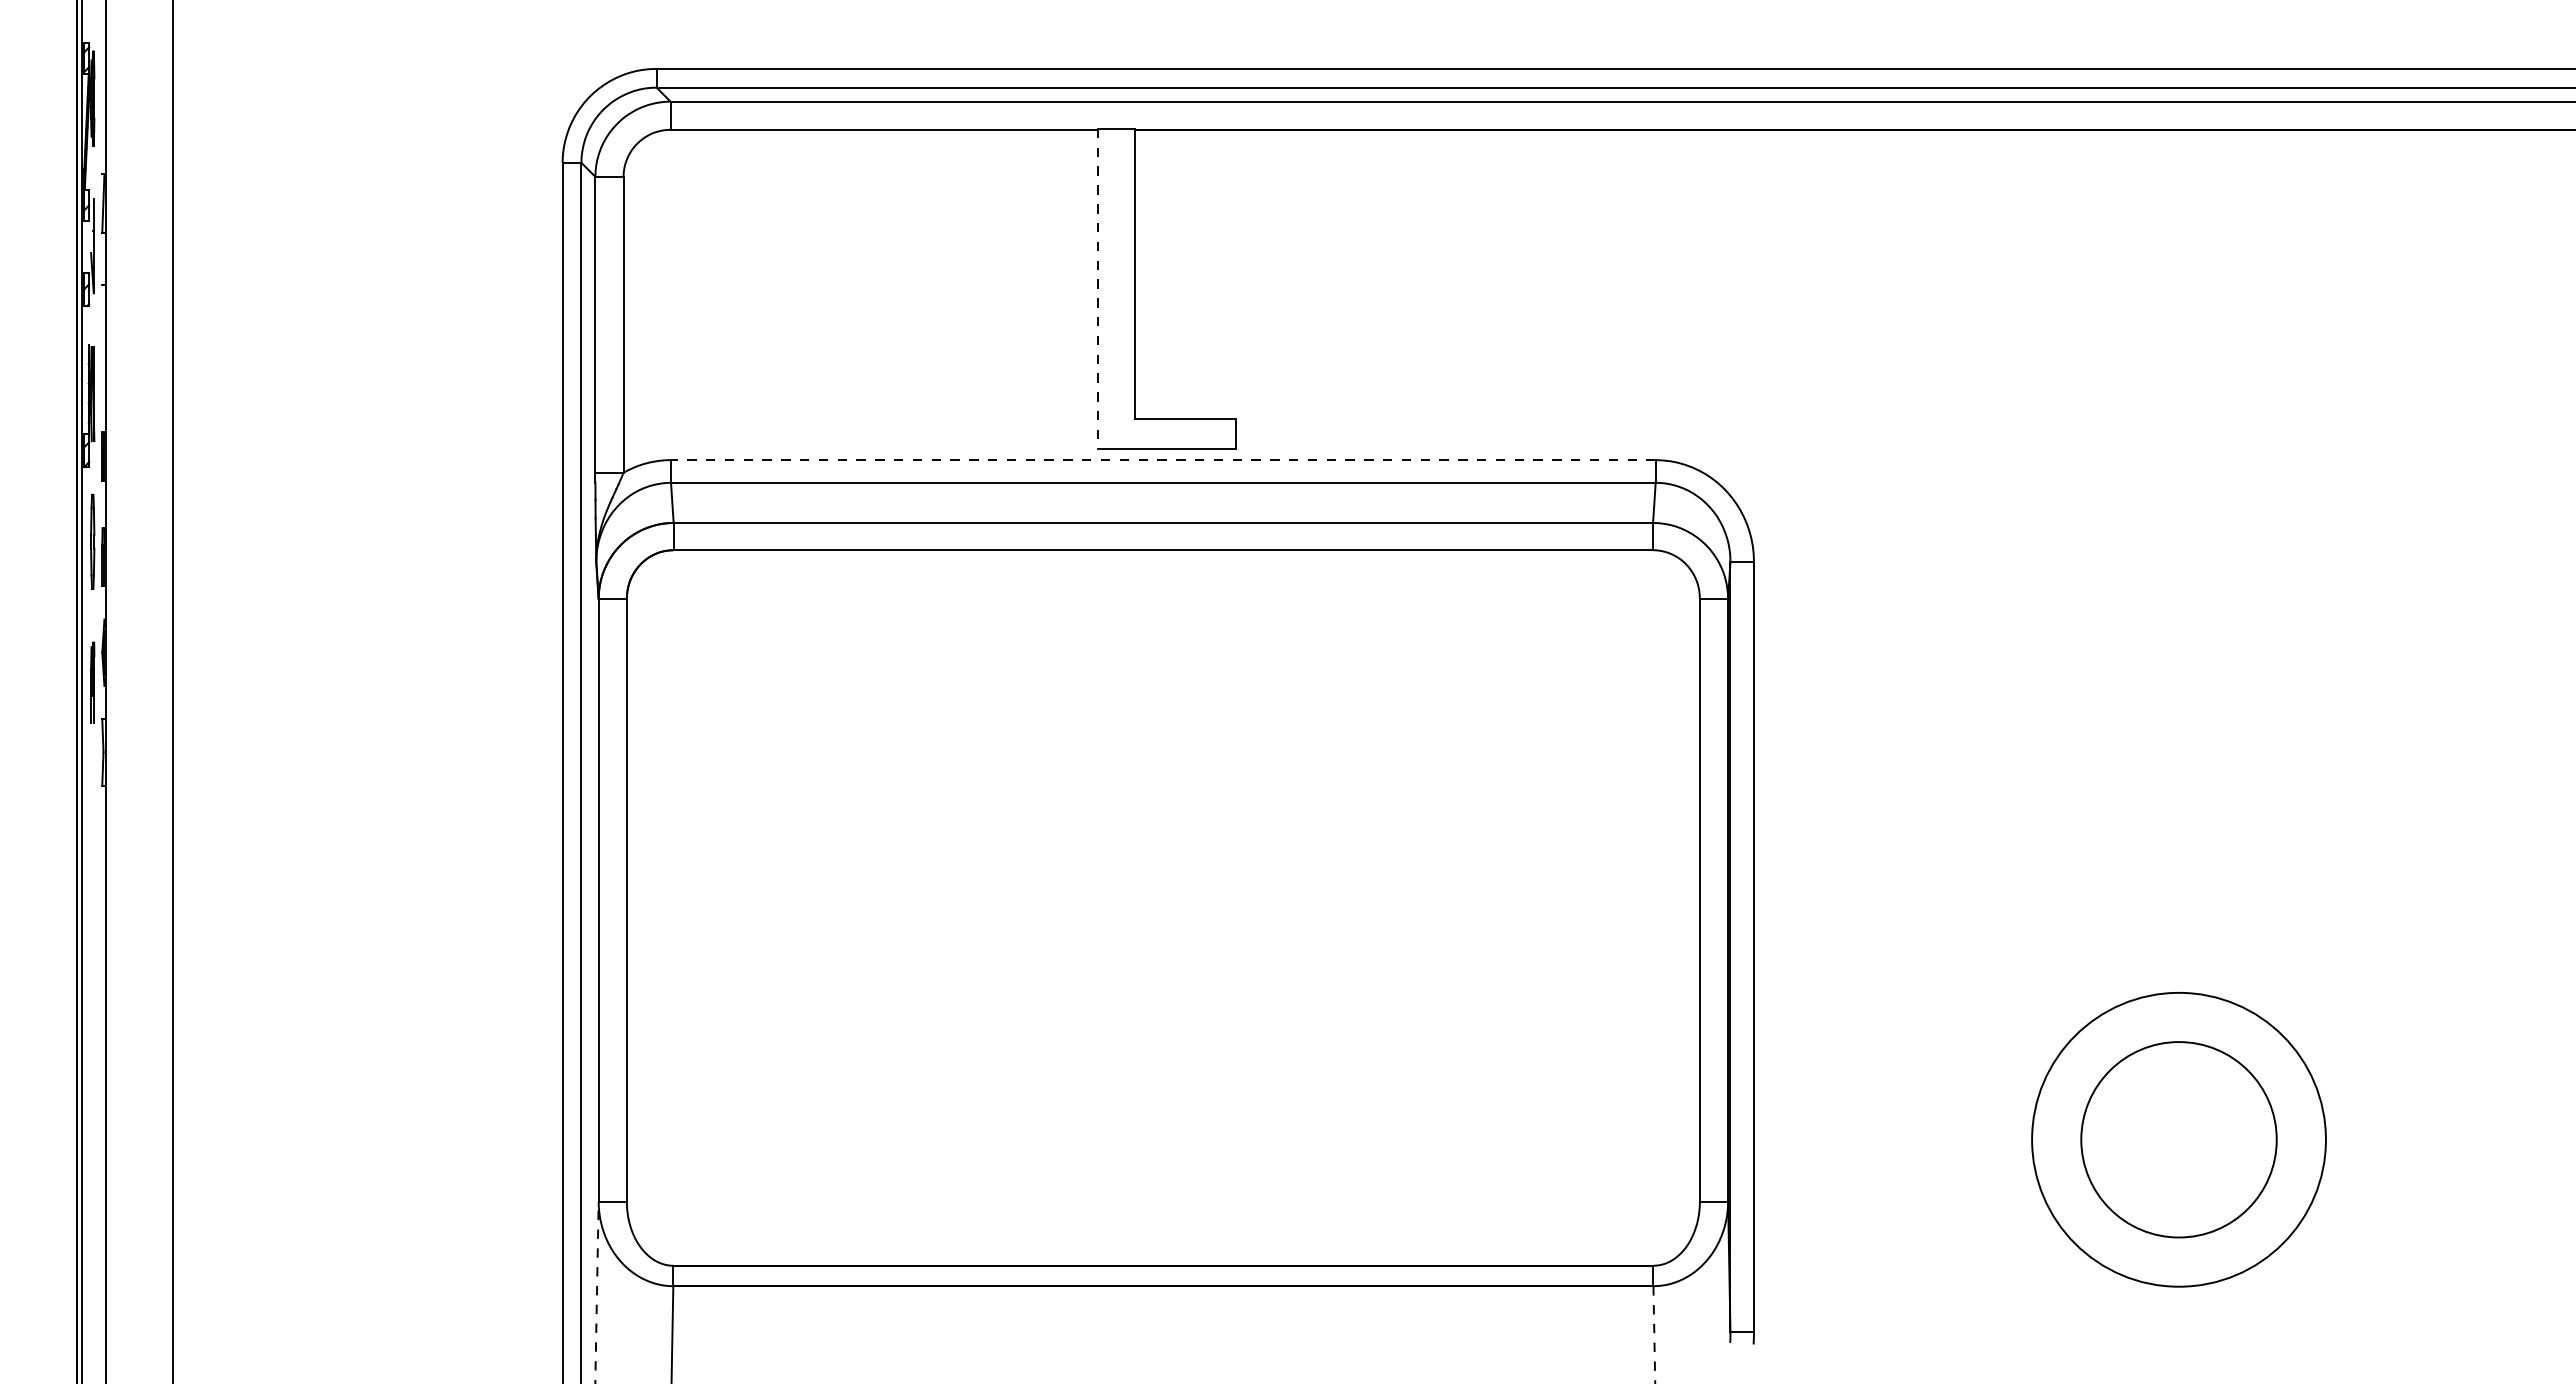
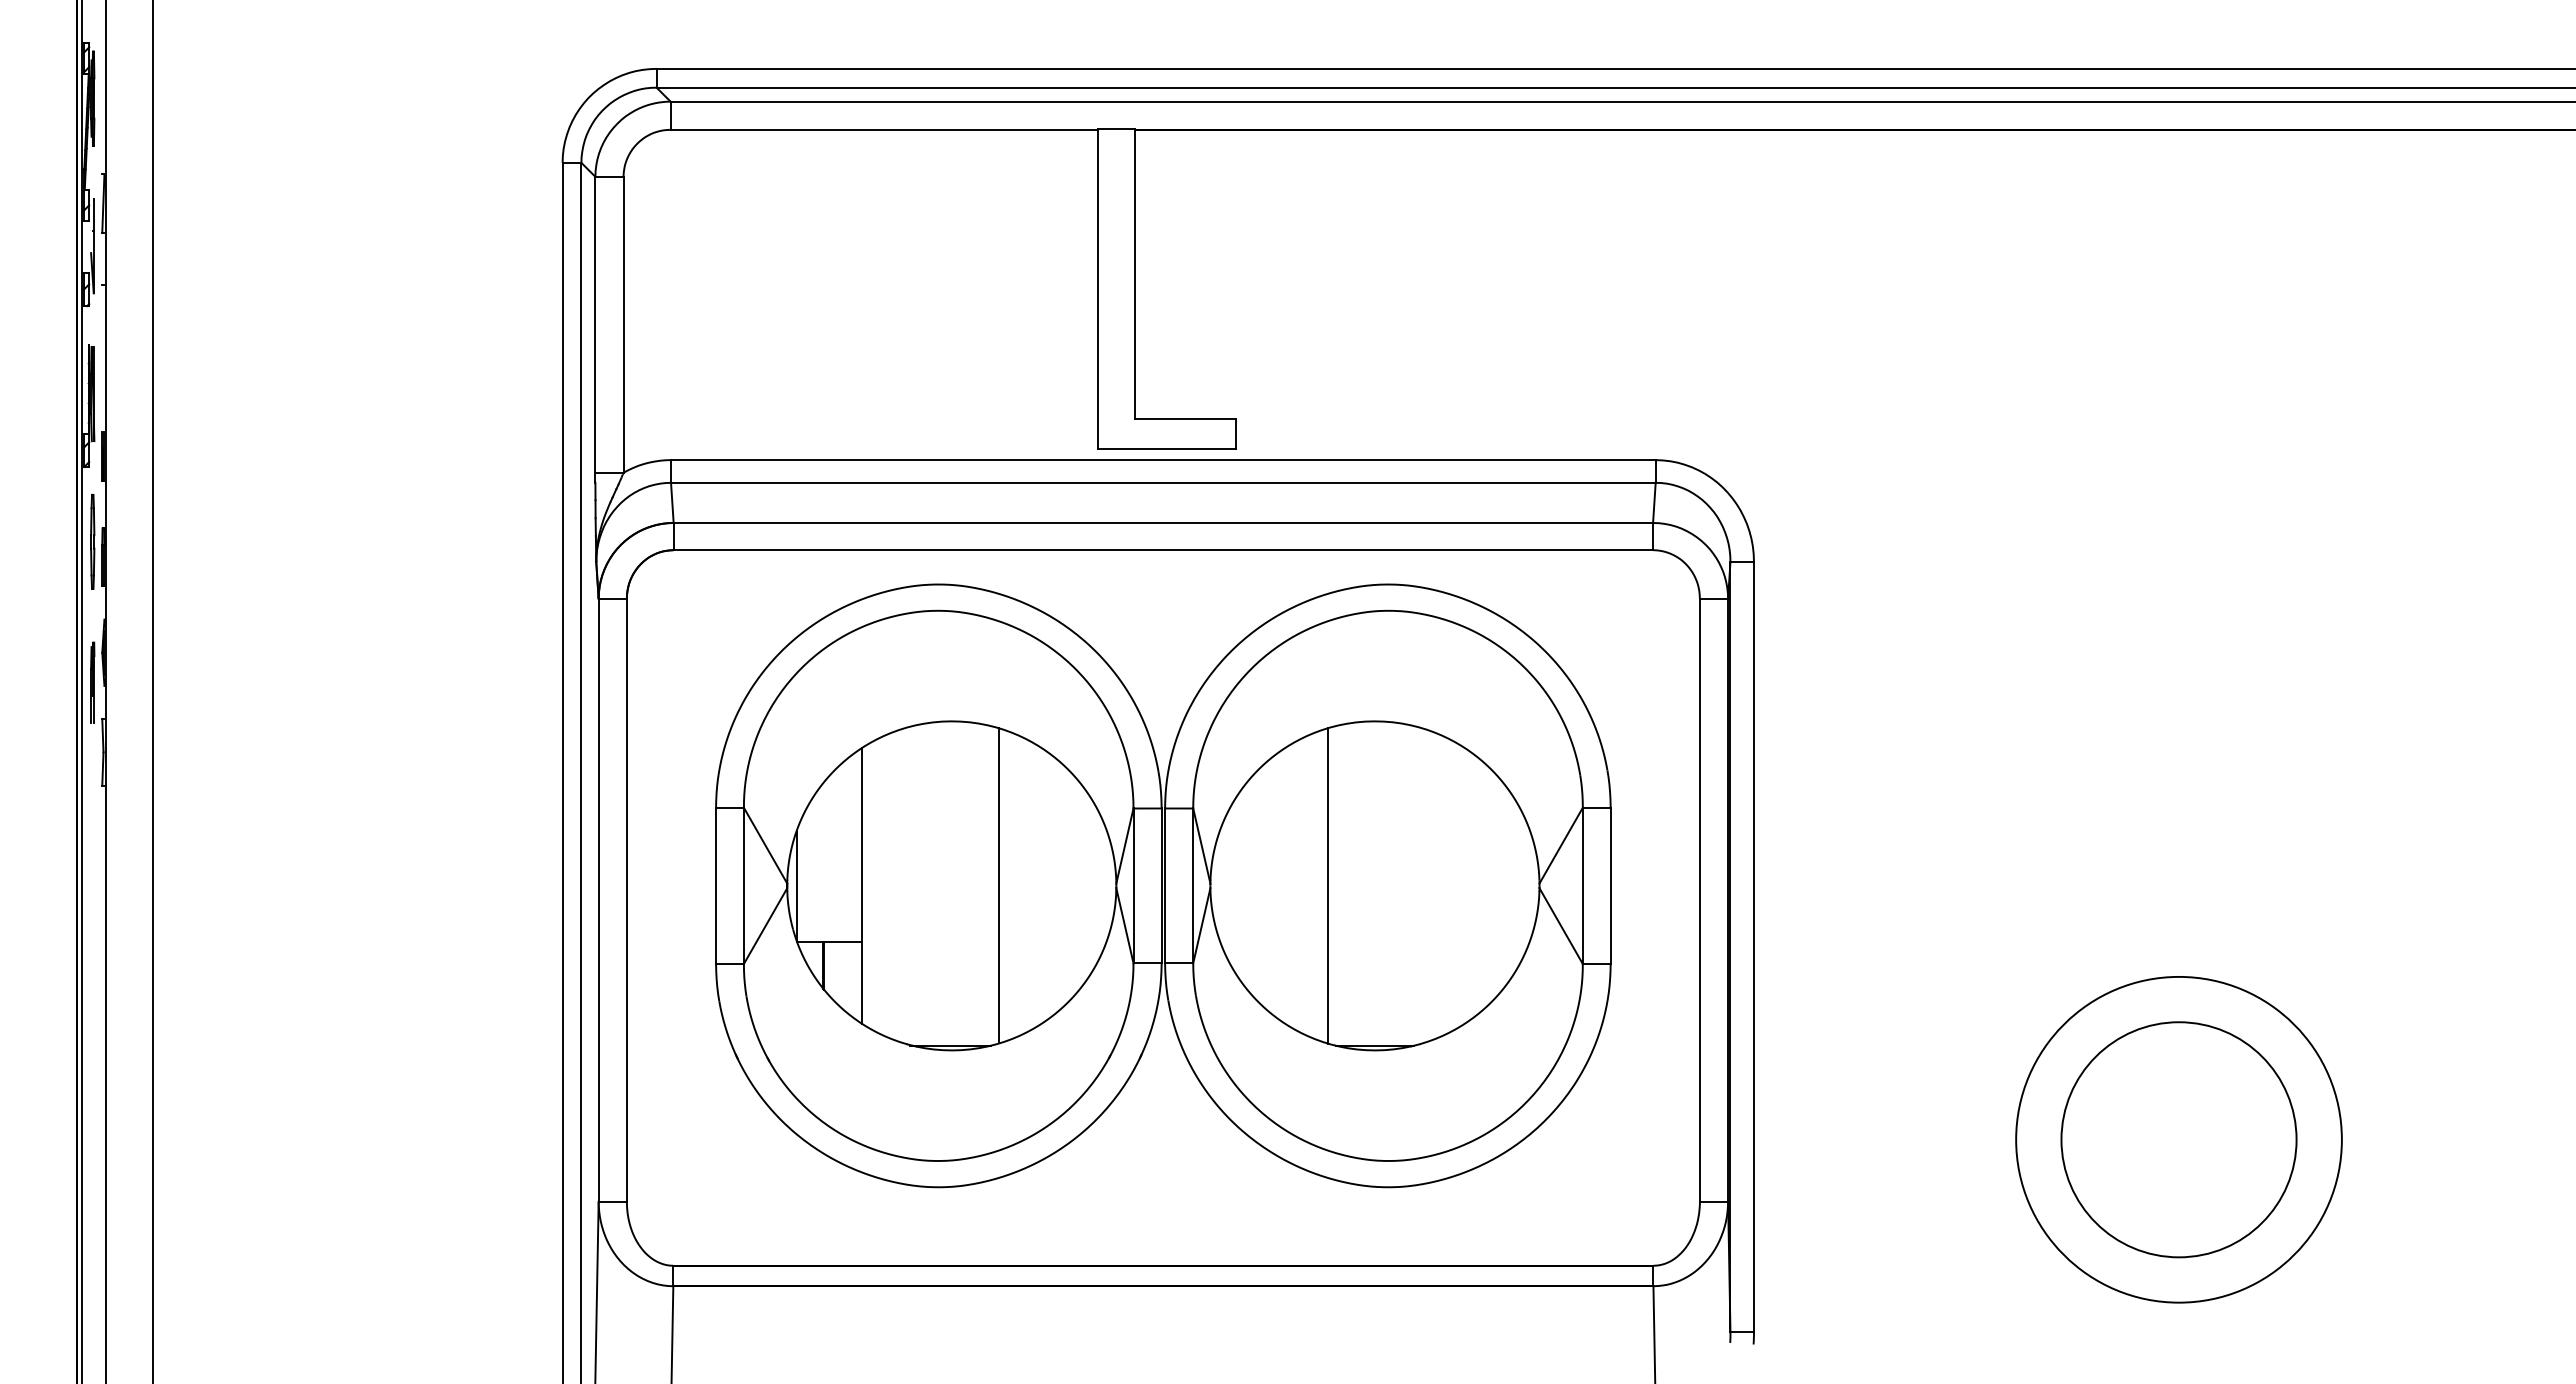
line: dashed -> solid (1097, 288)
line: dashed -> solid (1162, 460)
line position: (172, 691) -> (152, 691) (152, 691)
part: none -> present (1163, 885)
circle diameter: 195 px -> 326 px (2178, 1139)
circle diameter: 294 px -> 235 px (2178, 1139)
line: dashed -> solid (597, 1292)
line: dashed -> solid (1654, 1334)
